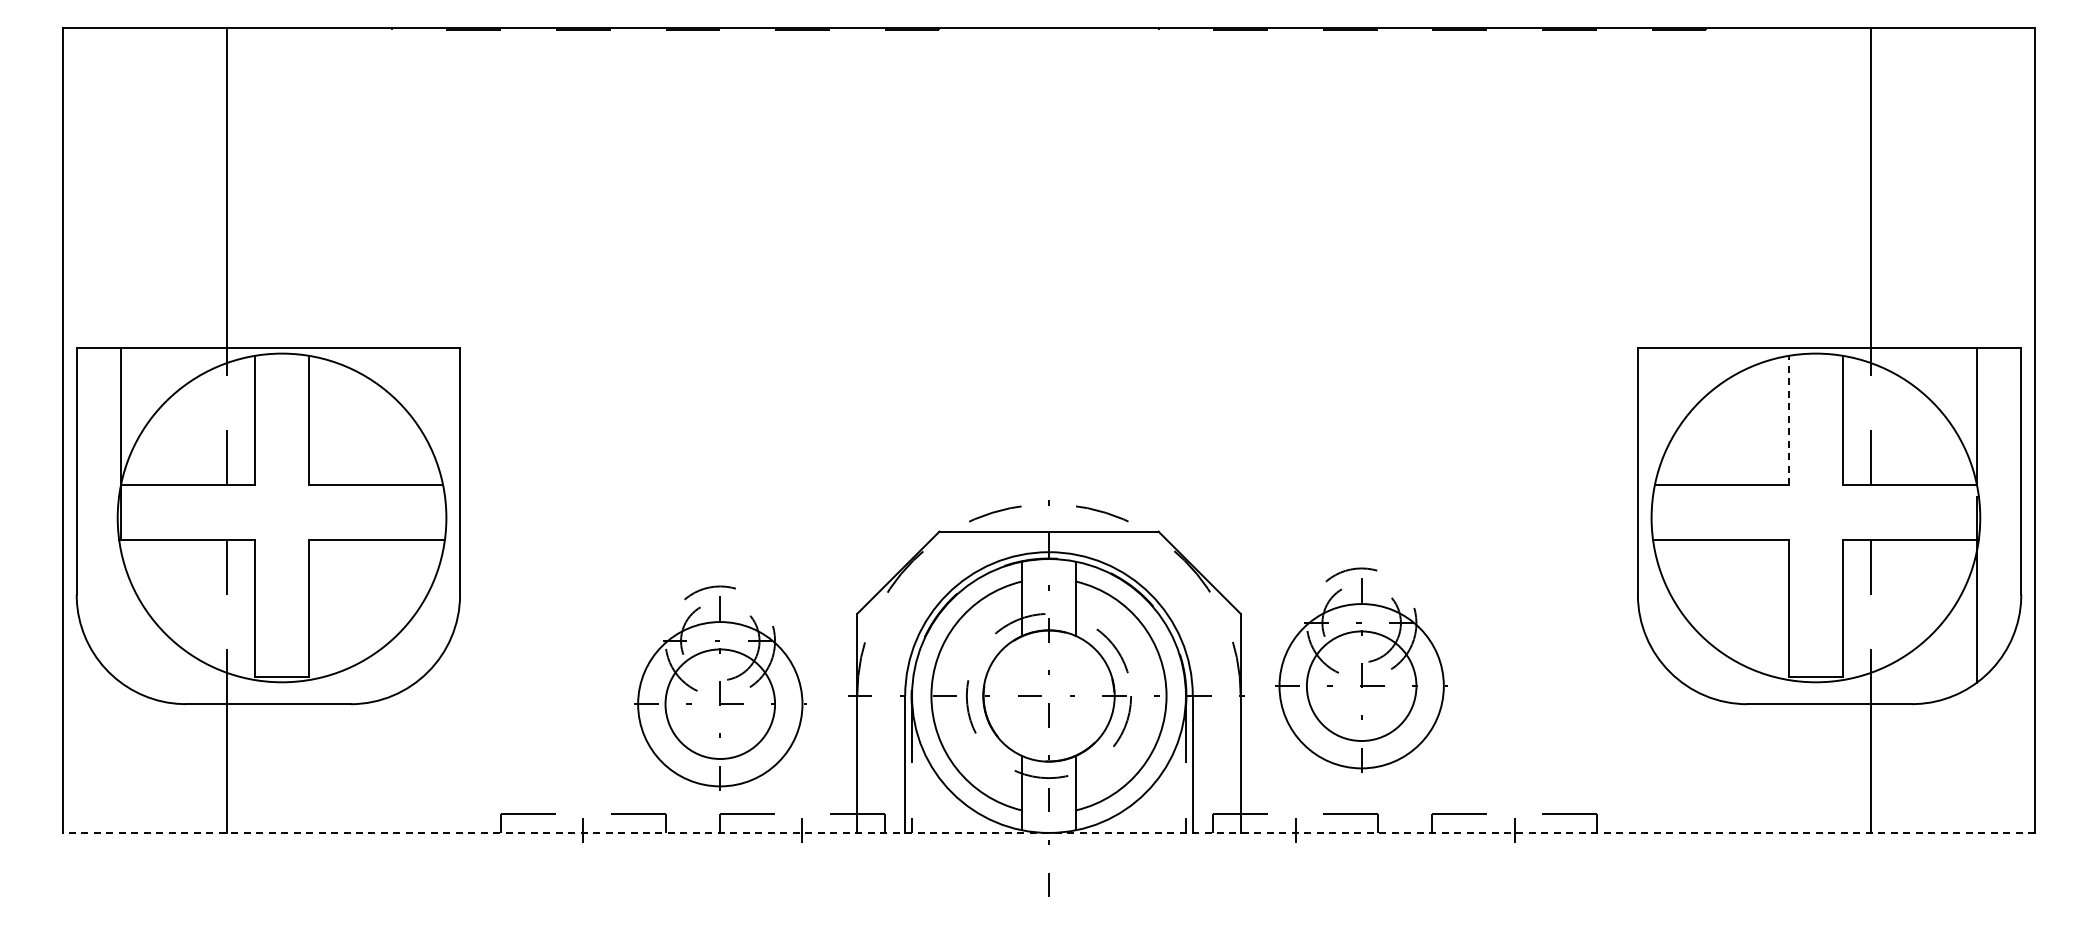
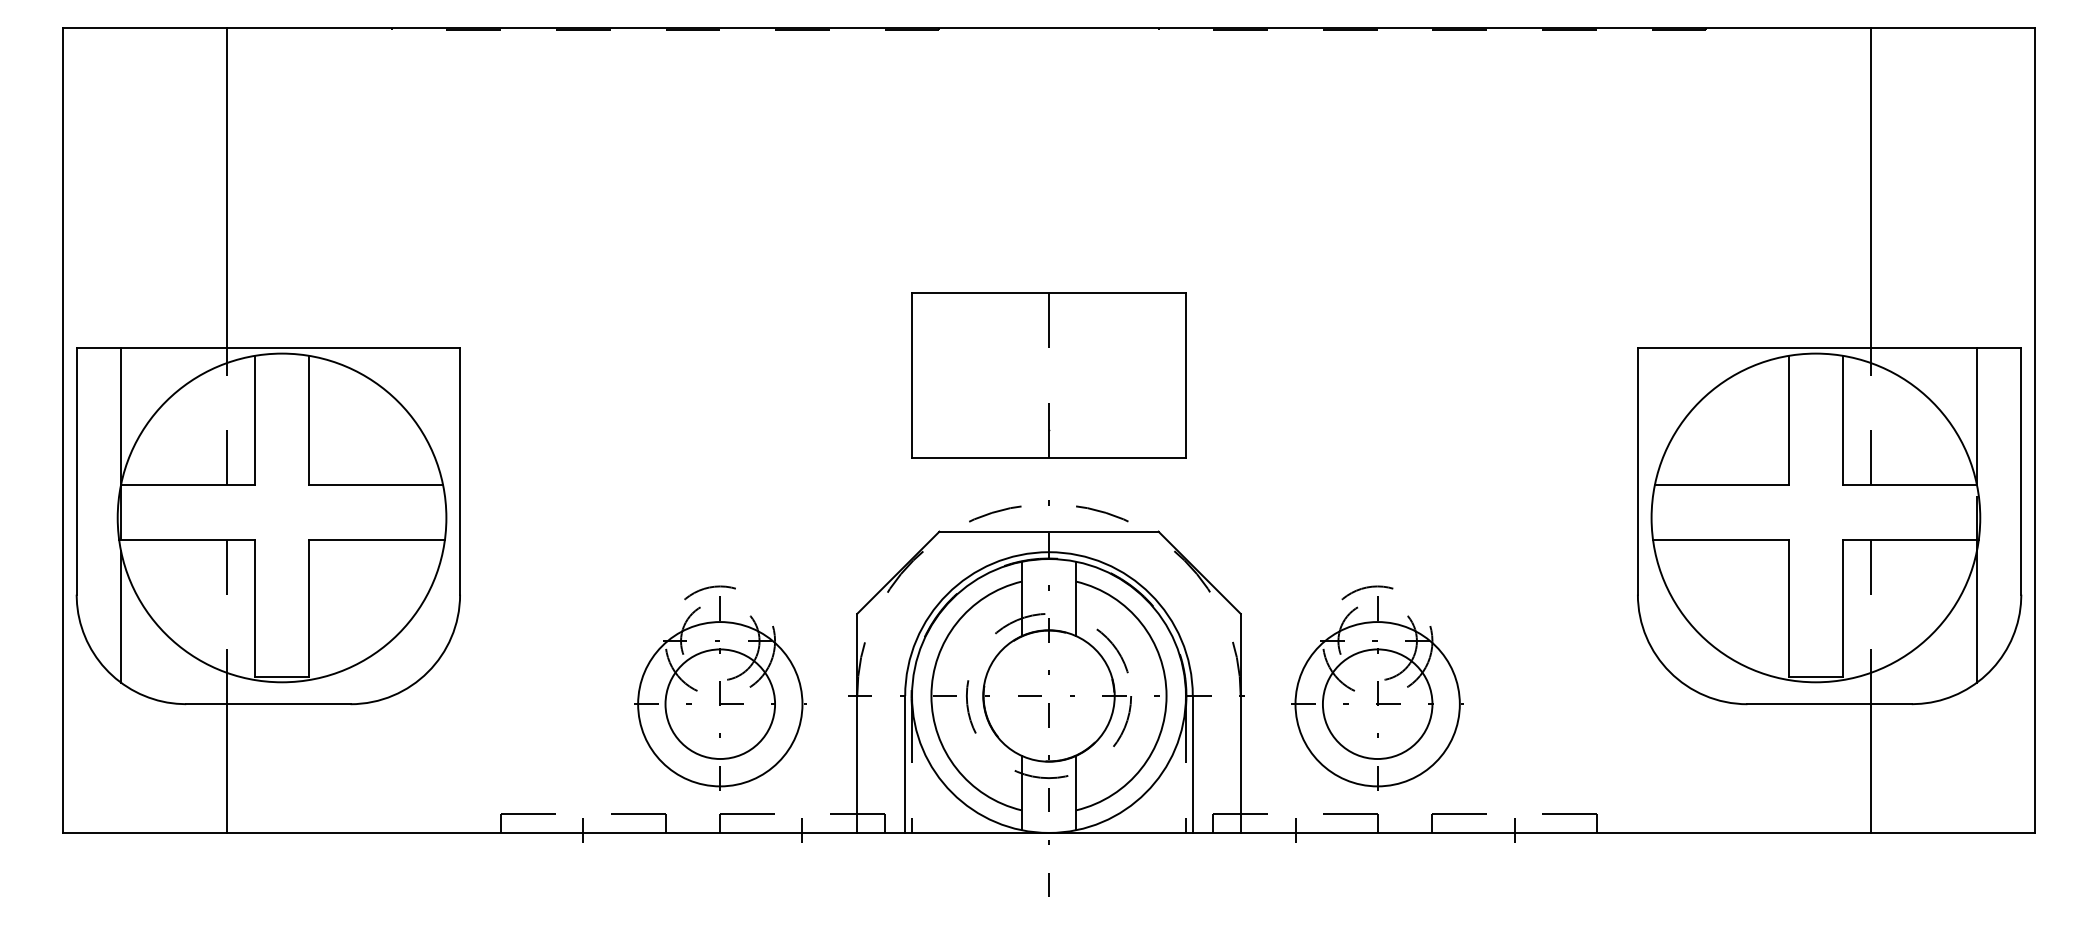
part: none -> present (1048, 375)
line: dashed -> solid (1788, 420)
line: none -> present (121, 616)
part position: (1361, 669) -> (1377, 687) (1377, 687)
line: dashed -> solid (1048, 832)
